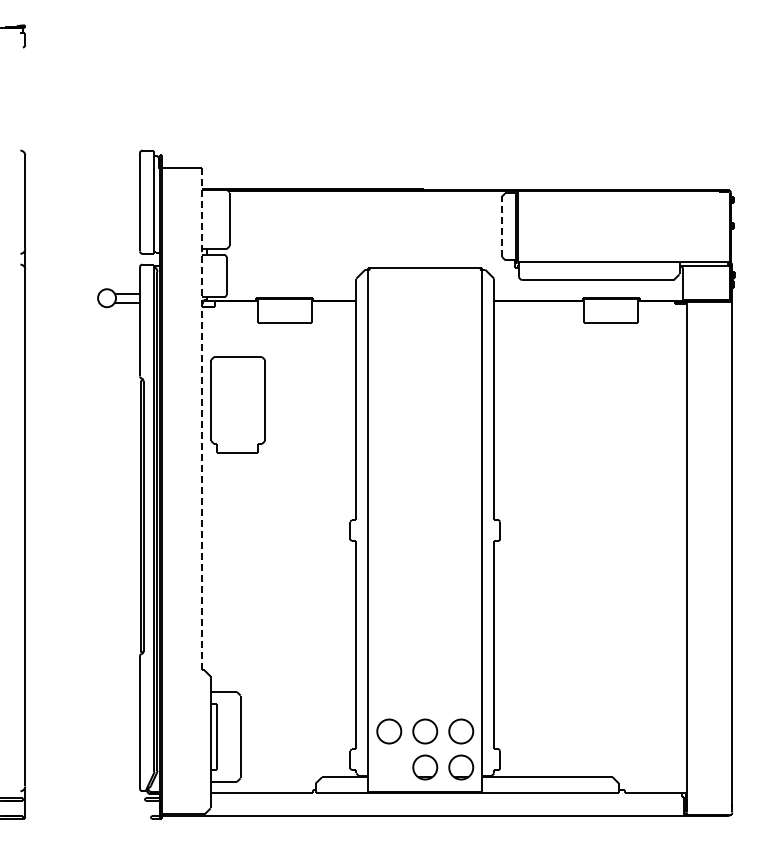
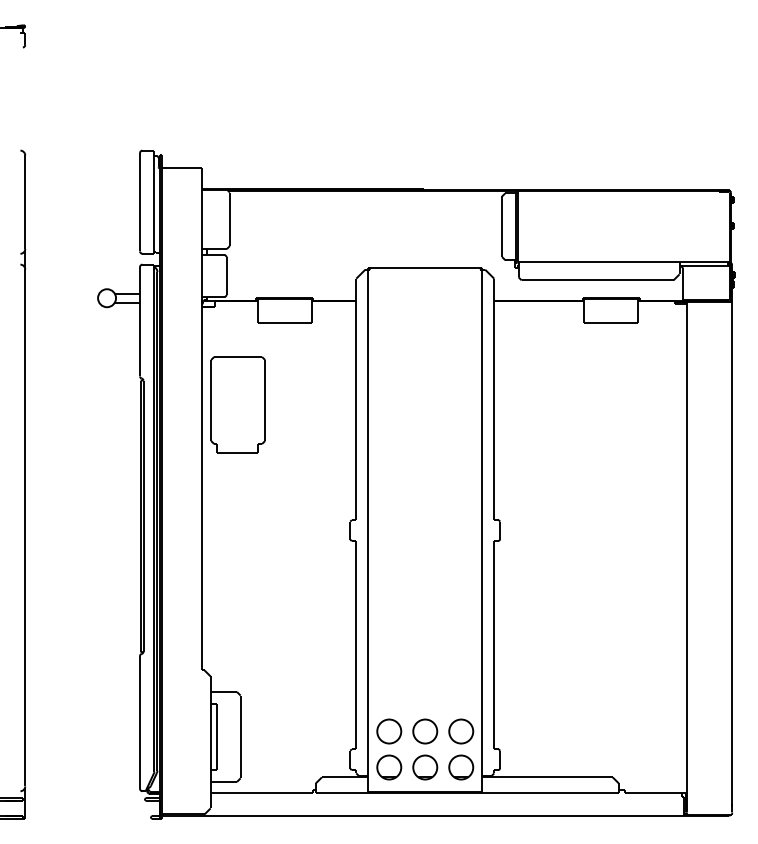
line: dashed -> solid (502, 226)
line: dashed -> solid (201, 419)
part: none -> present (389, 767)
